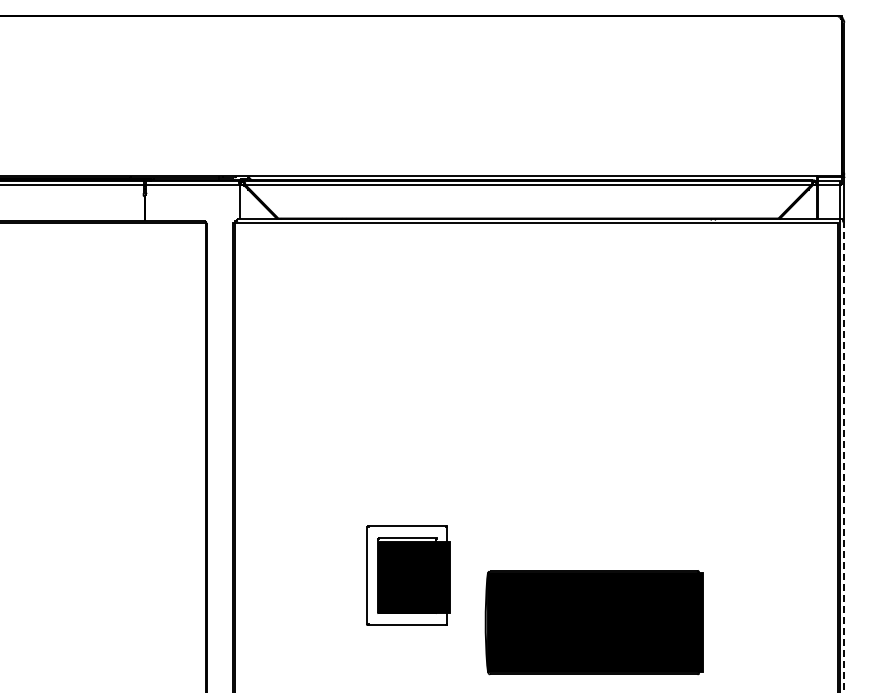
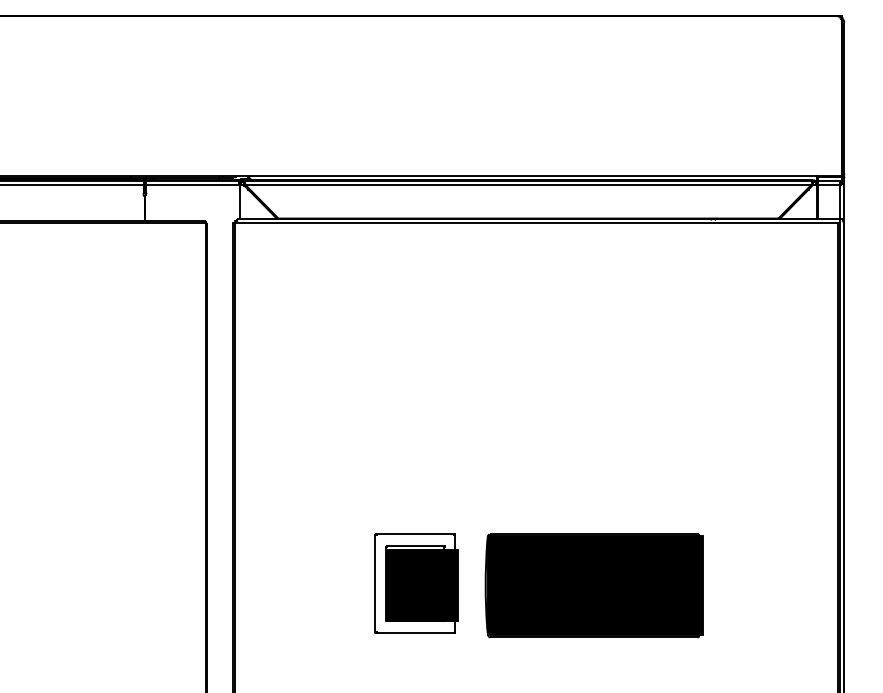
line: dashed -> solid (844, 456)
part position: (408, 575) -> (416, 583) (416, 583)
part position: (593, 622) -> (593, 585) (593, 585)
